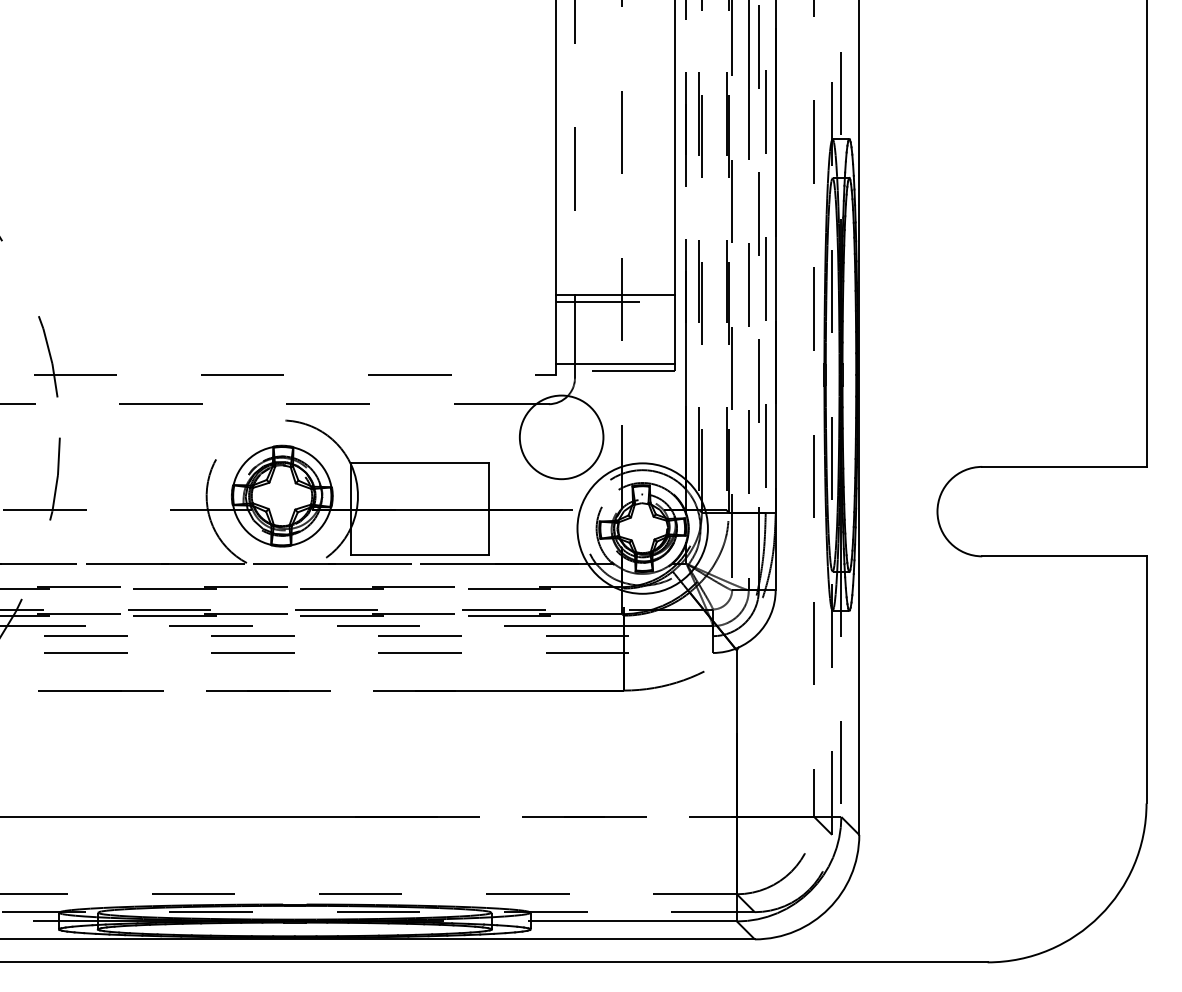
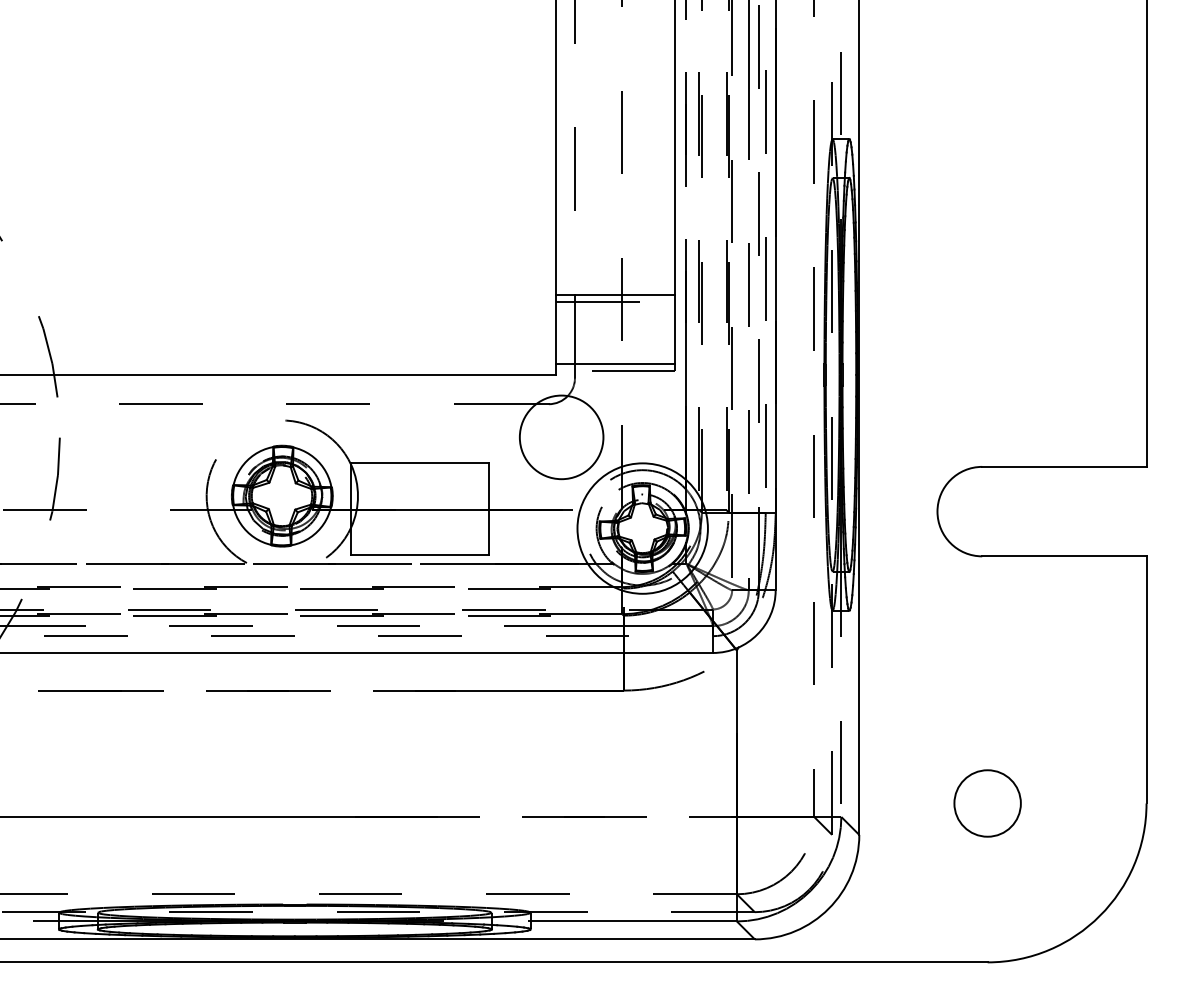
line: dashed -> solid (278, 374)
line: dashed -> solid (357, 652)
circle: none -> present (987, 803)
